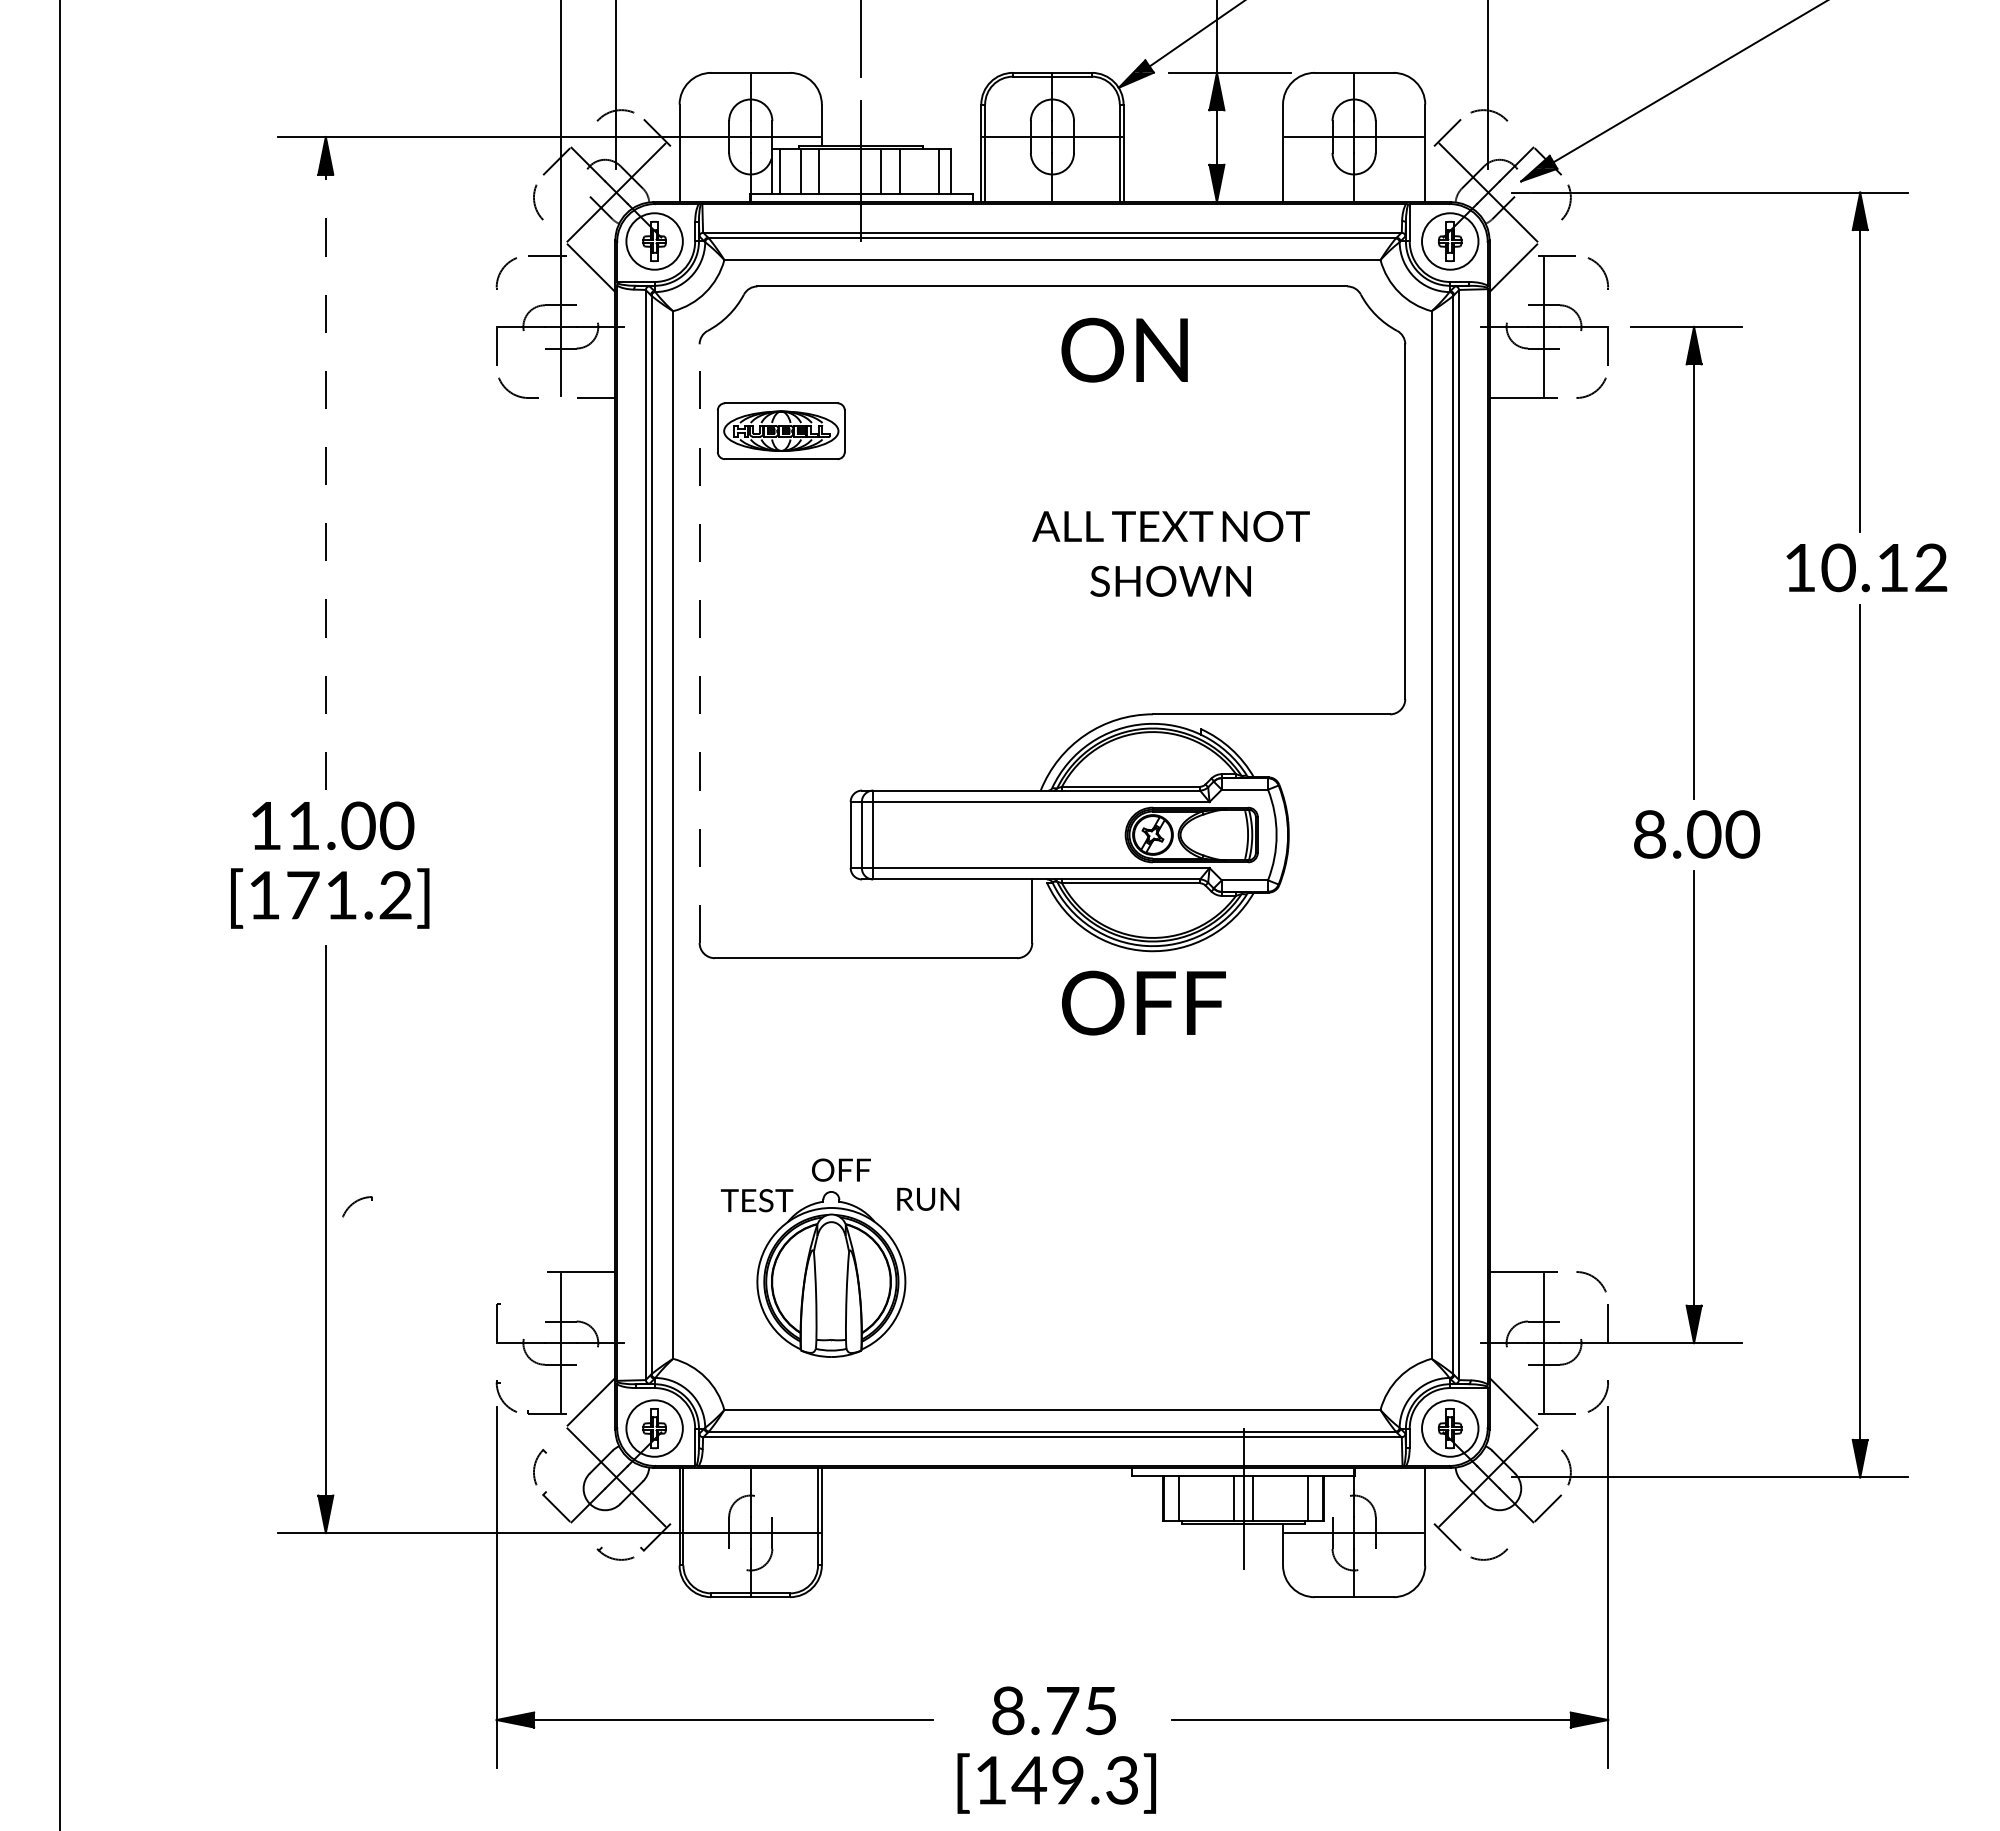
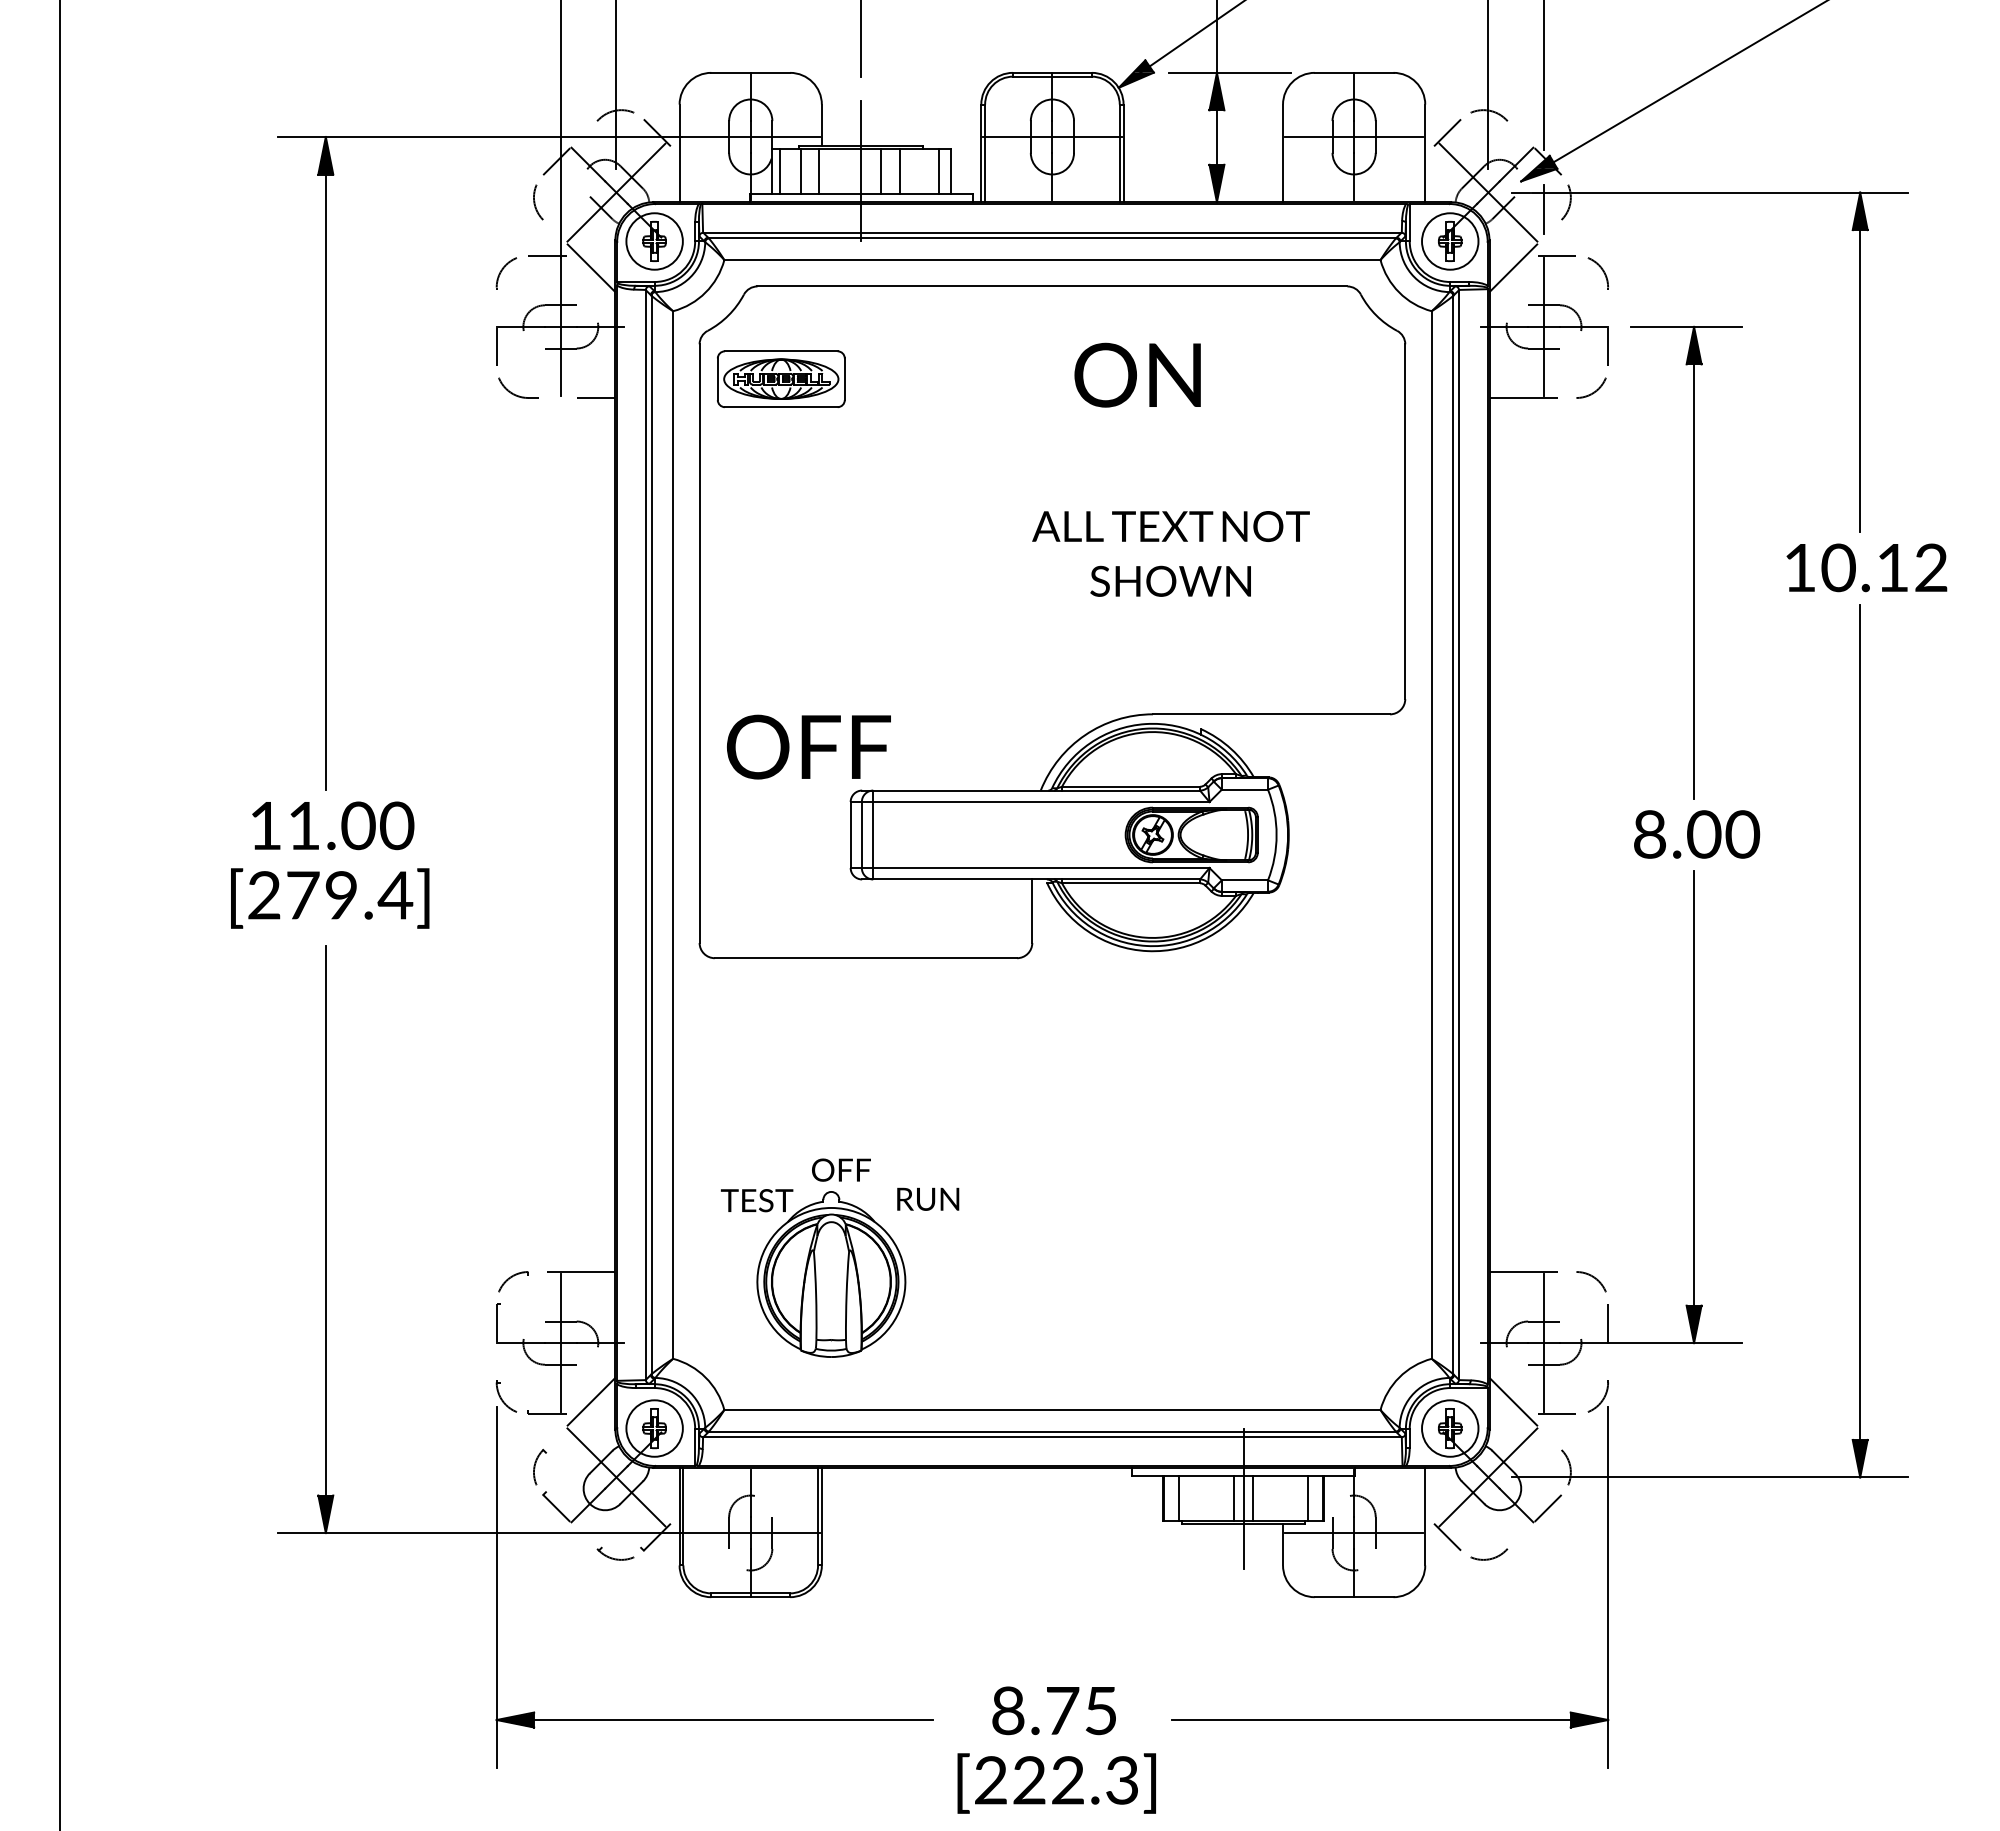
line: none -> present (1544, 76)
line: none -> present (1544, 209)
text position: (1124, 349) -> (1137, 374) (1137, 374)
part position: (781, 430) -> (781, 378) (781, 378)
line: dashed -> solid (325, 482)
line: dashed -> solid (699, 643)
text: [171.2] -> [279.4] (330, 895)
text position: (1143, 1002) -> (808, 746) (808, 746)
part position: (357, 1206) -> (513, 1281) (513, 1281)
text: [149.3] -> [222.3] (1029, 1780)
